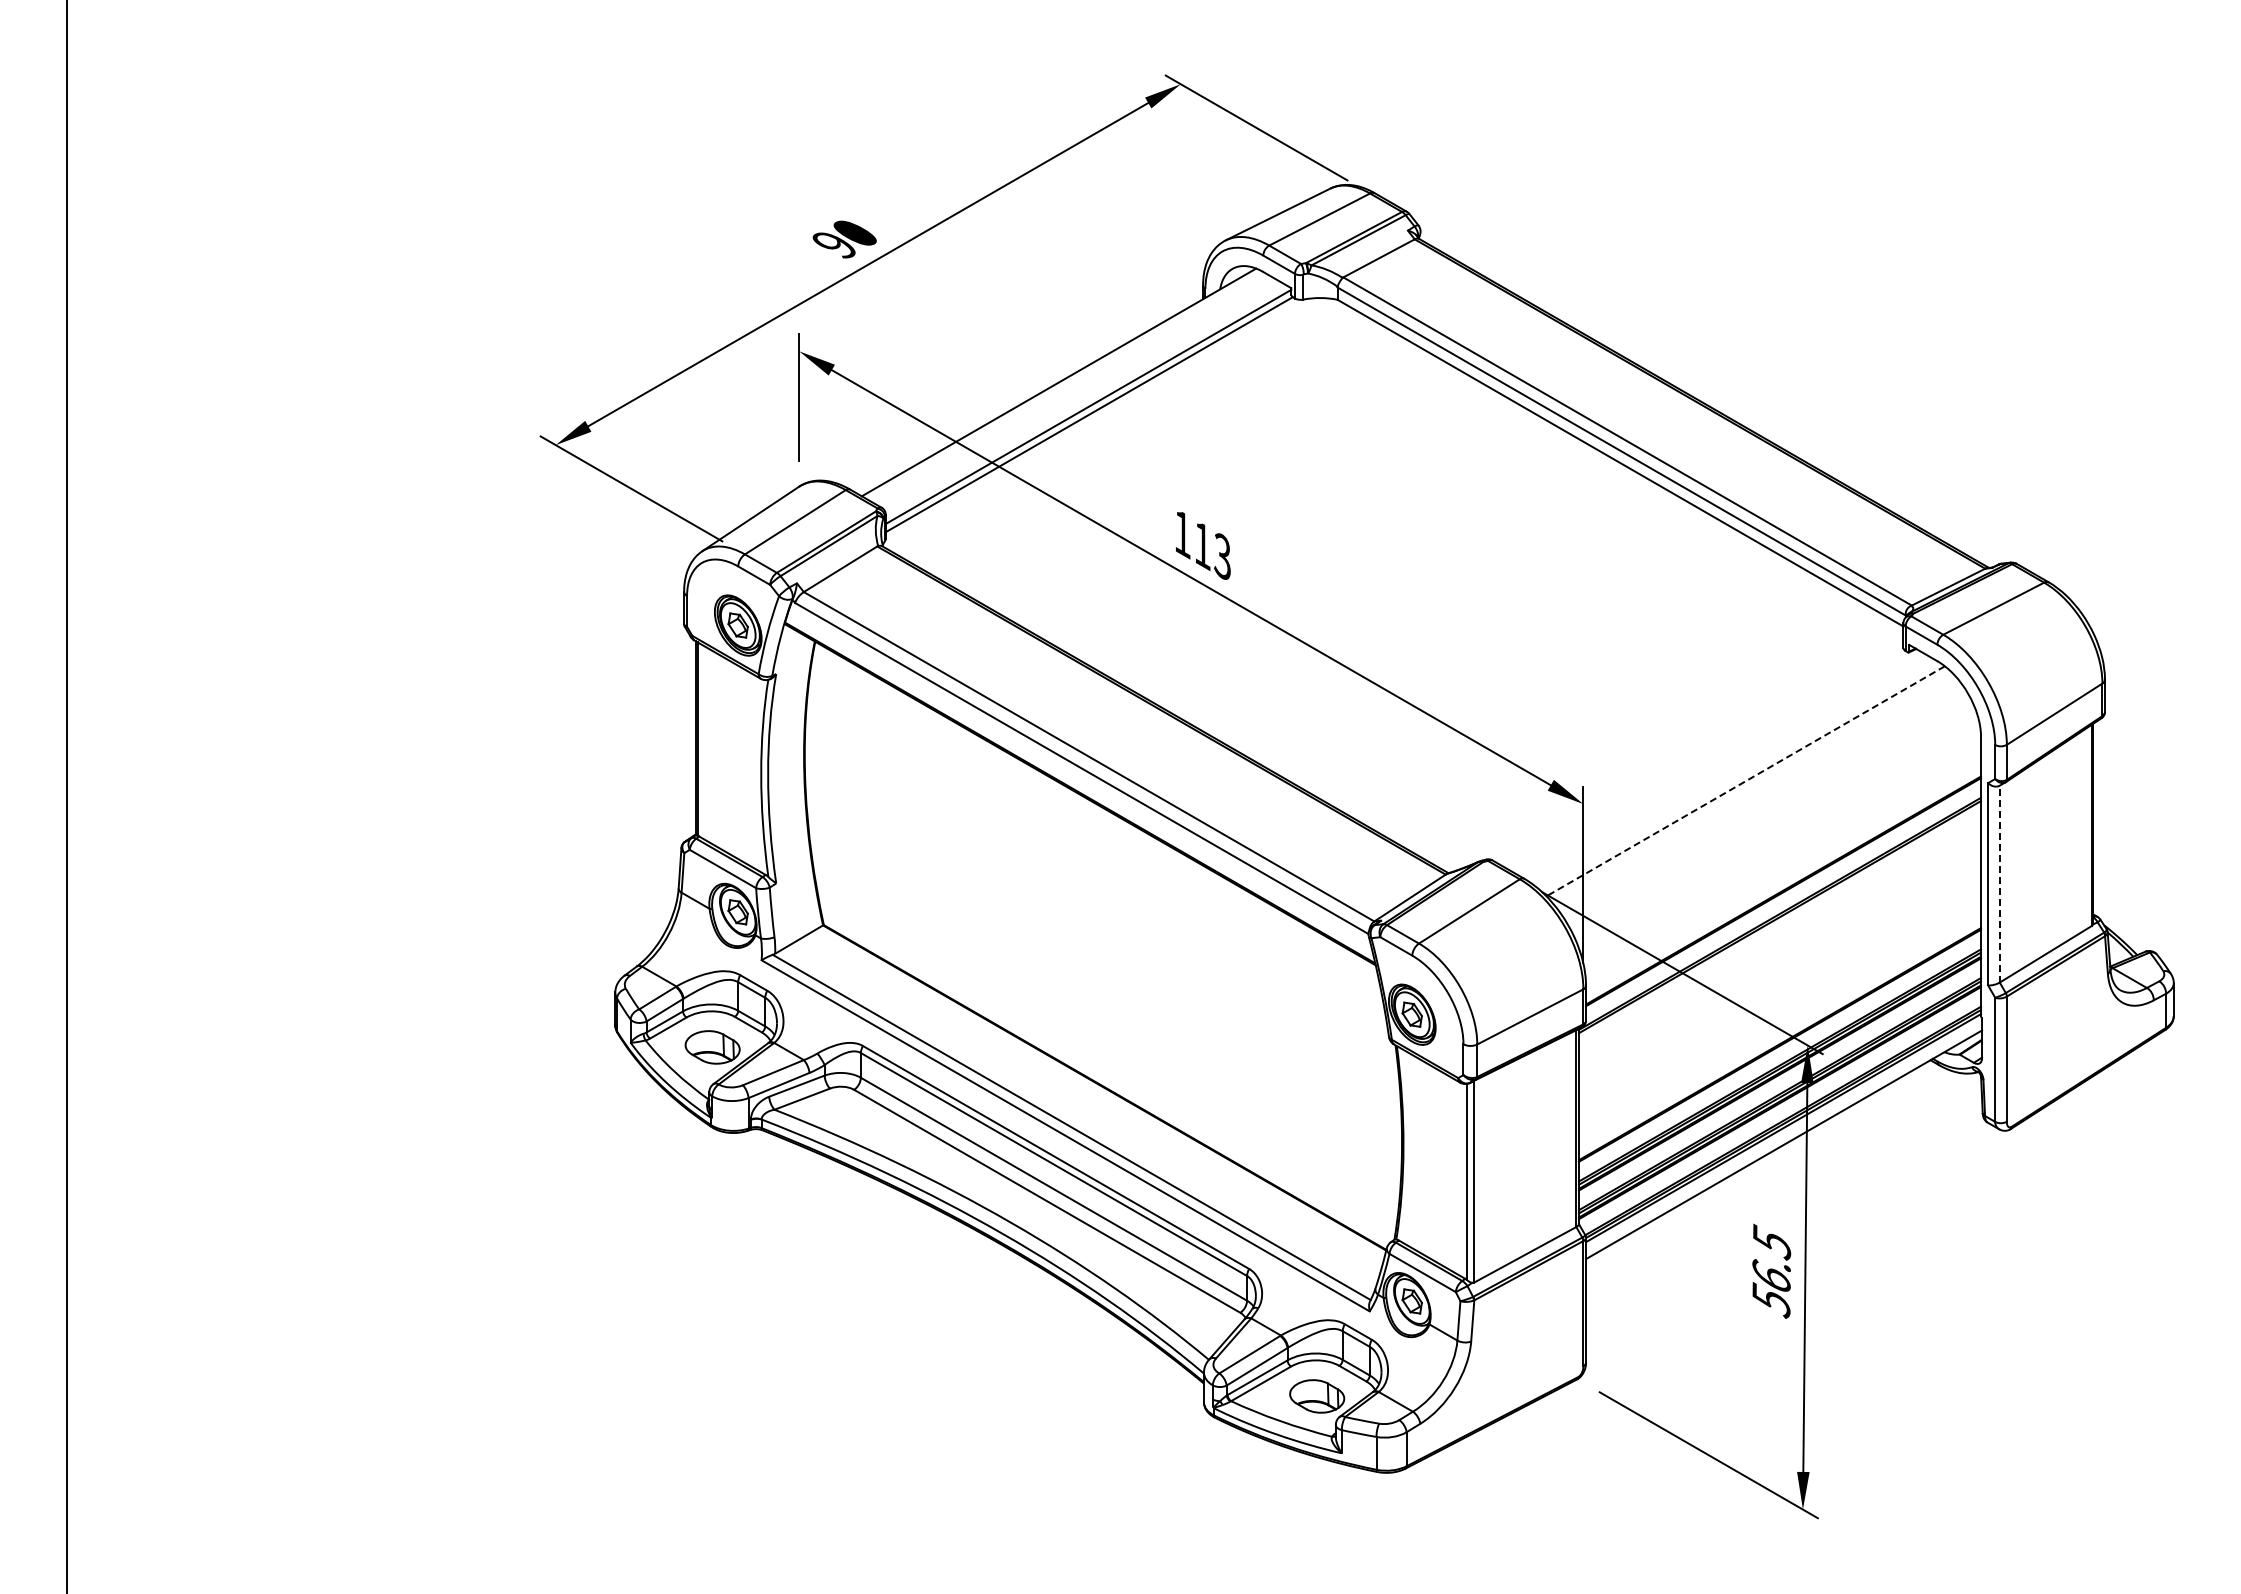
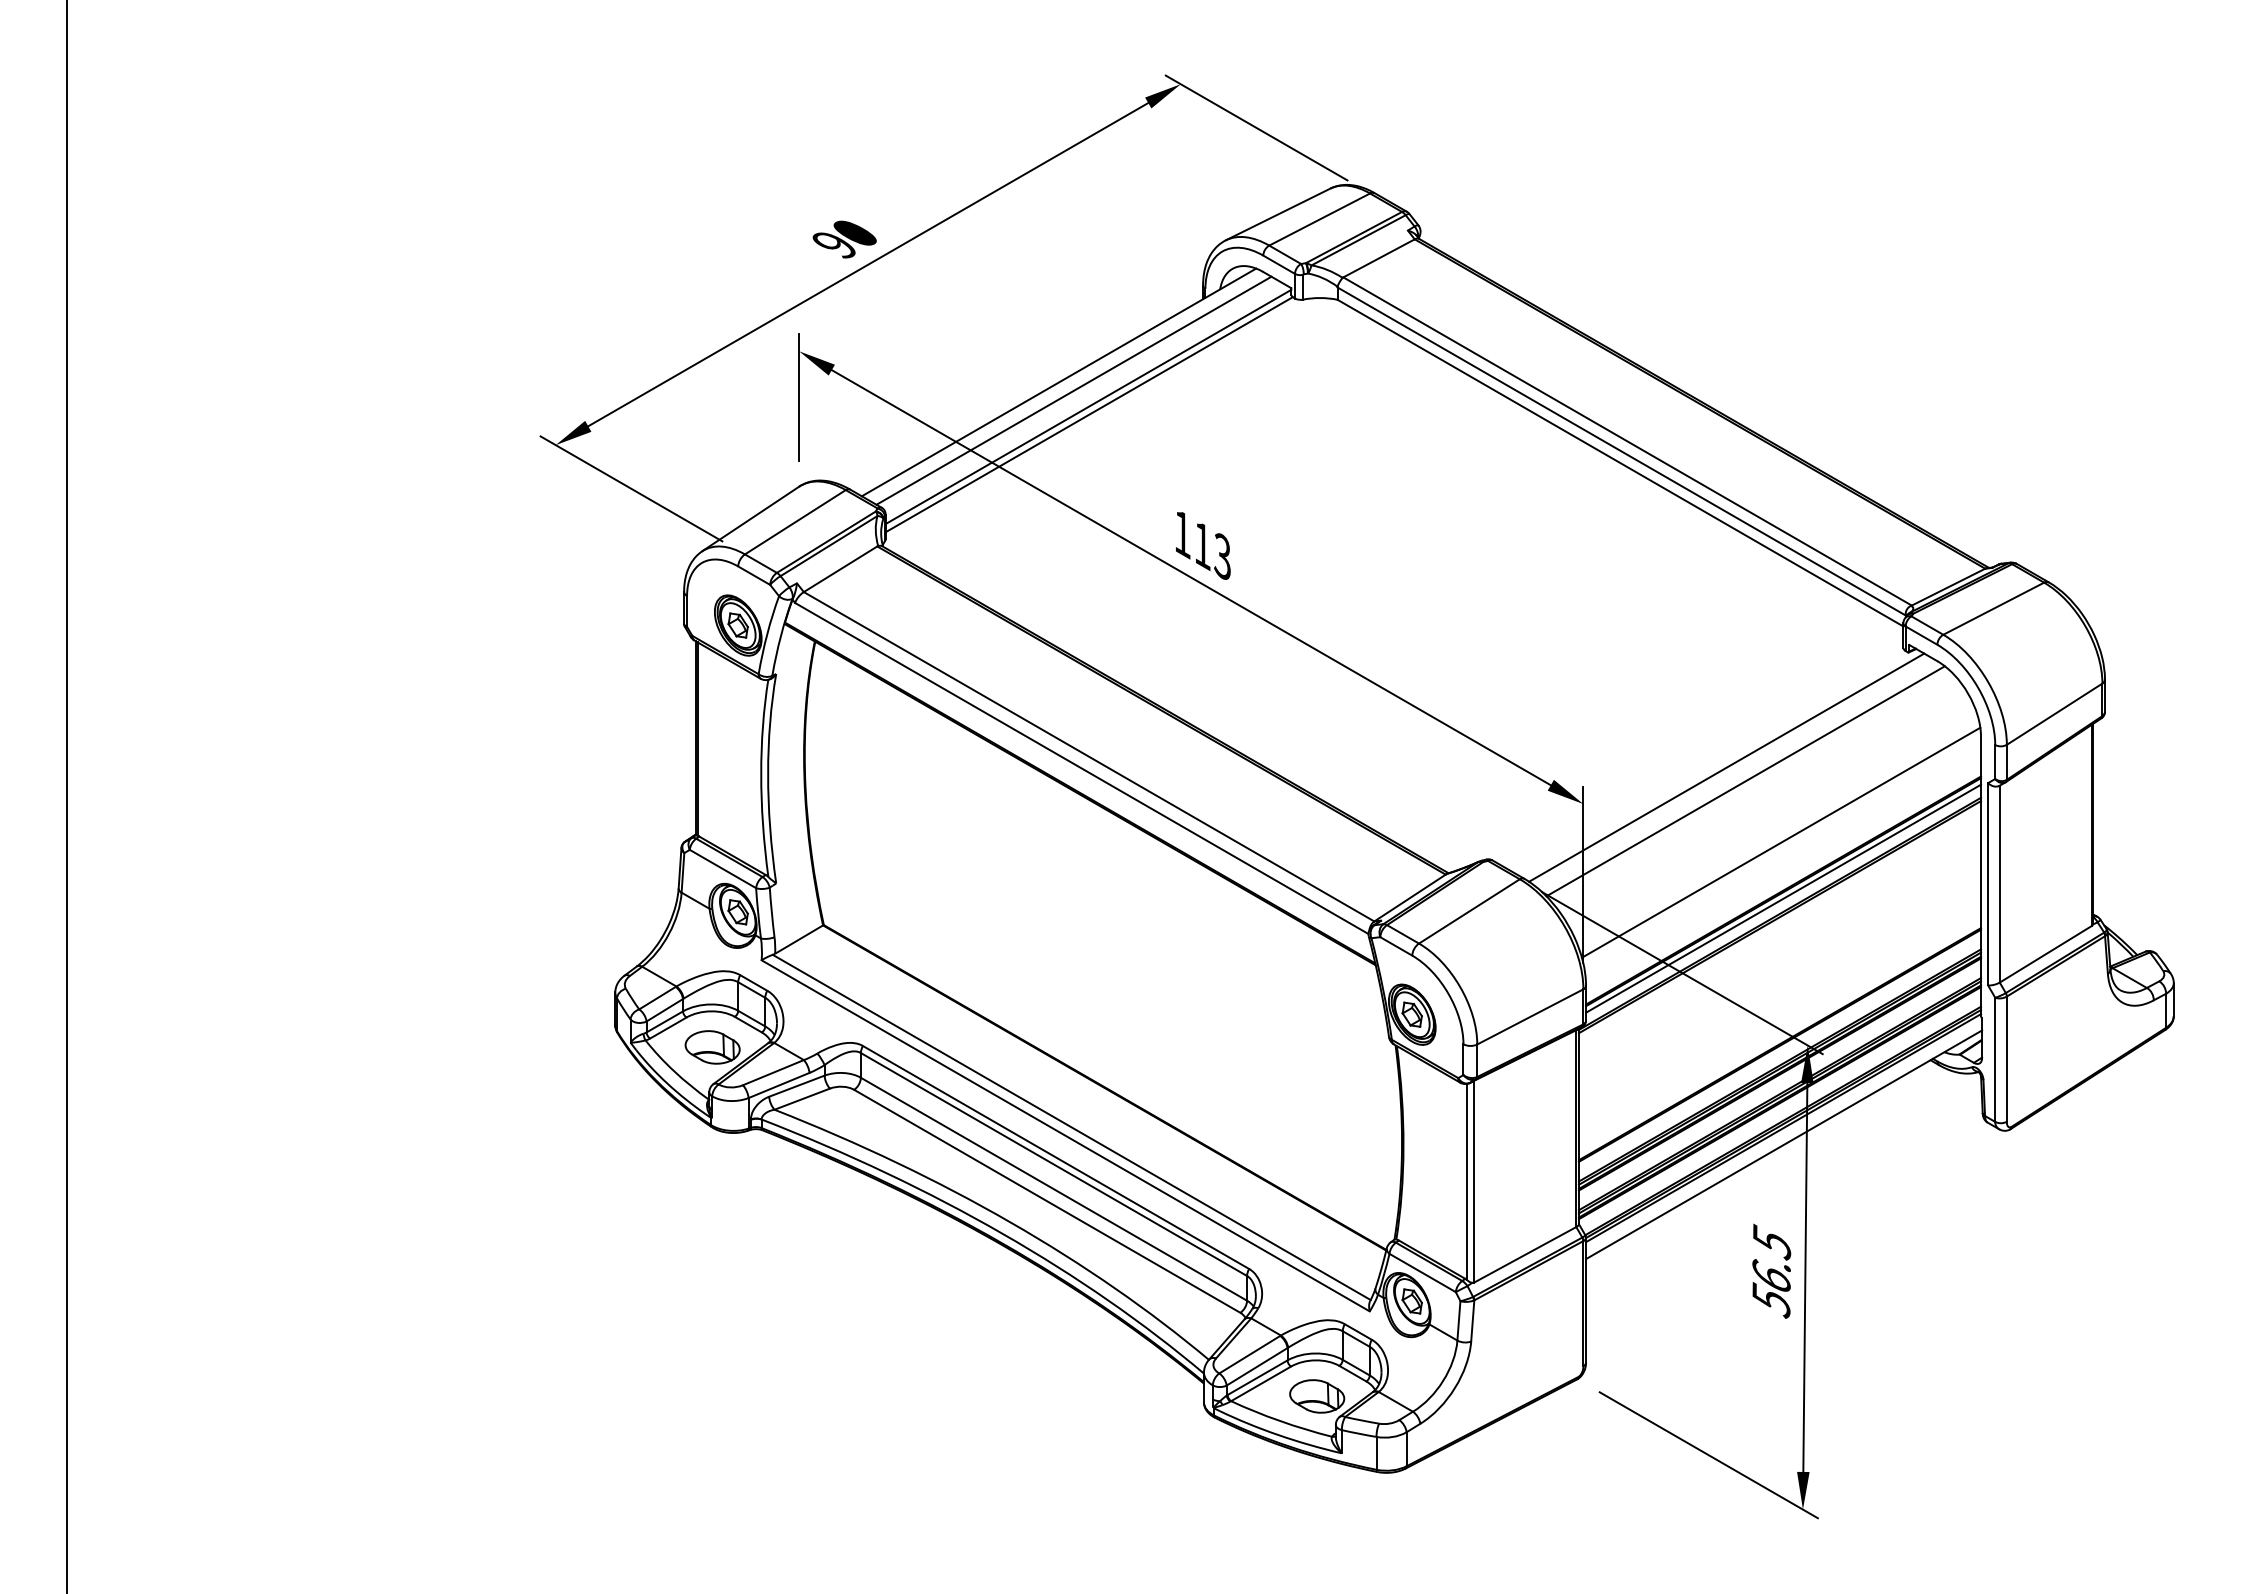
line: none -> present (1073, 390)
line: none -> present (1726, 767)
line: dashed -> solid (1745, 781)
line: none -> present (1780, 842)
line: dashed -> solid (1999, 883)
line: none -> present (1783, 898)
